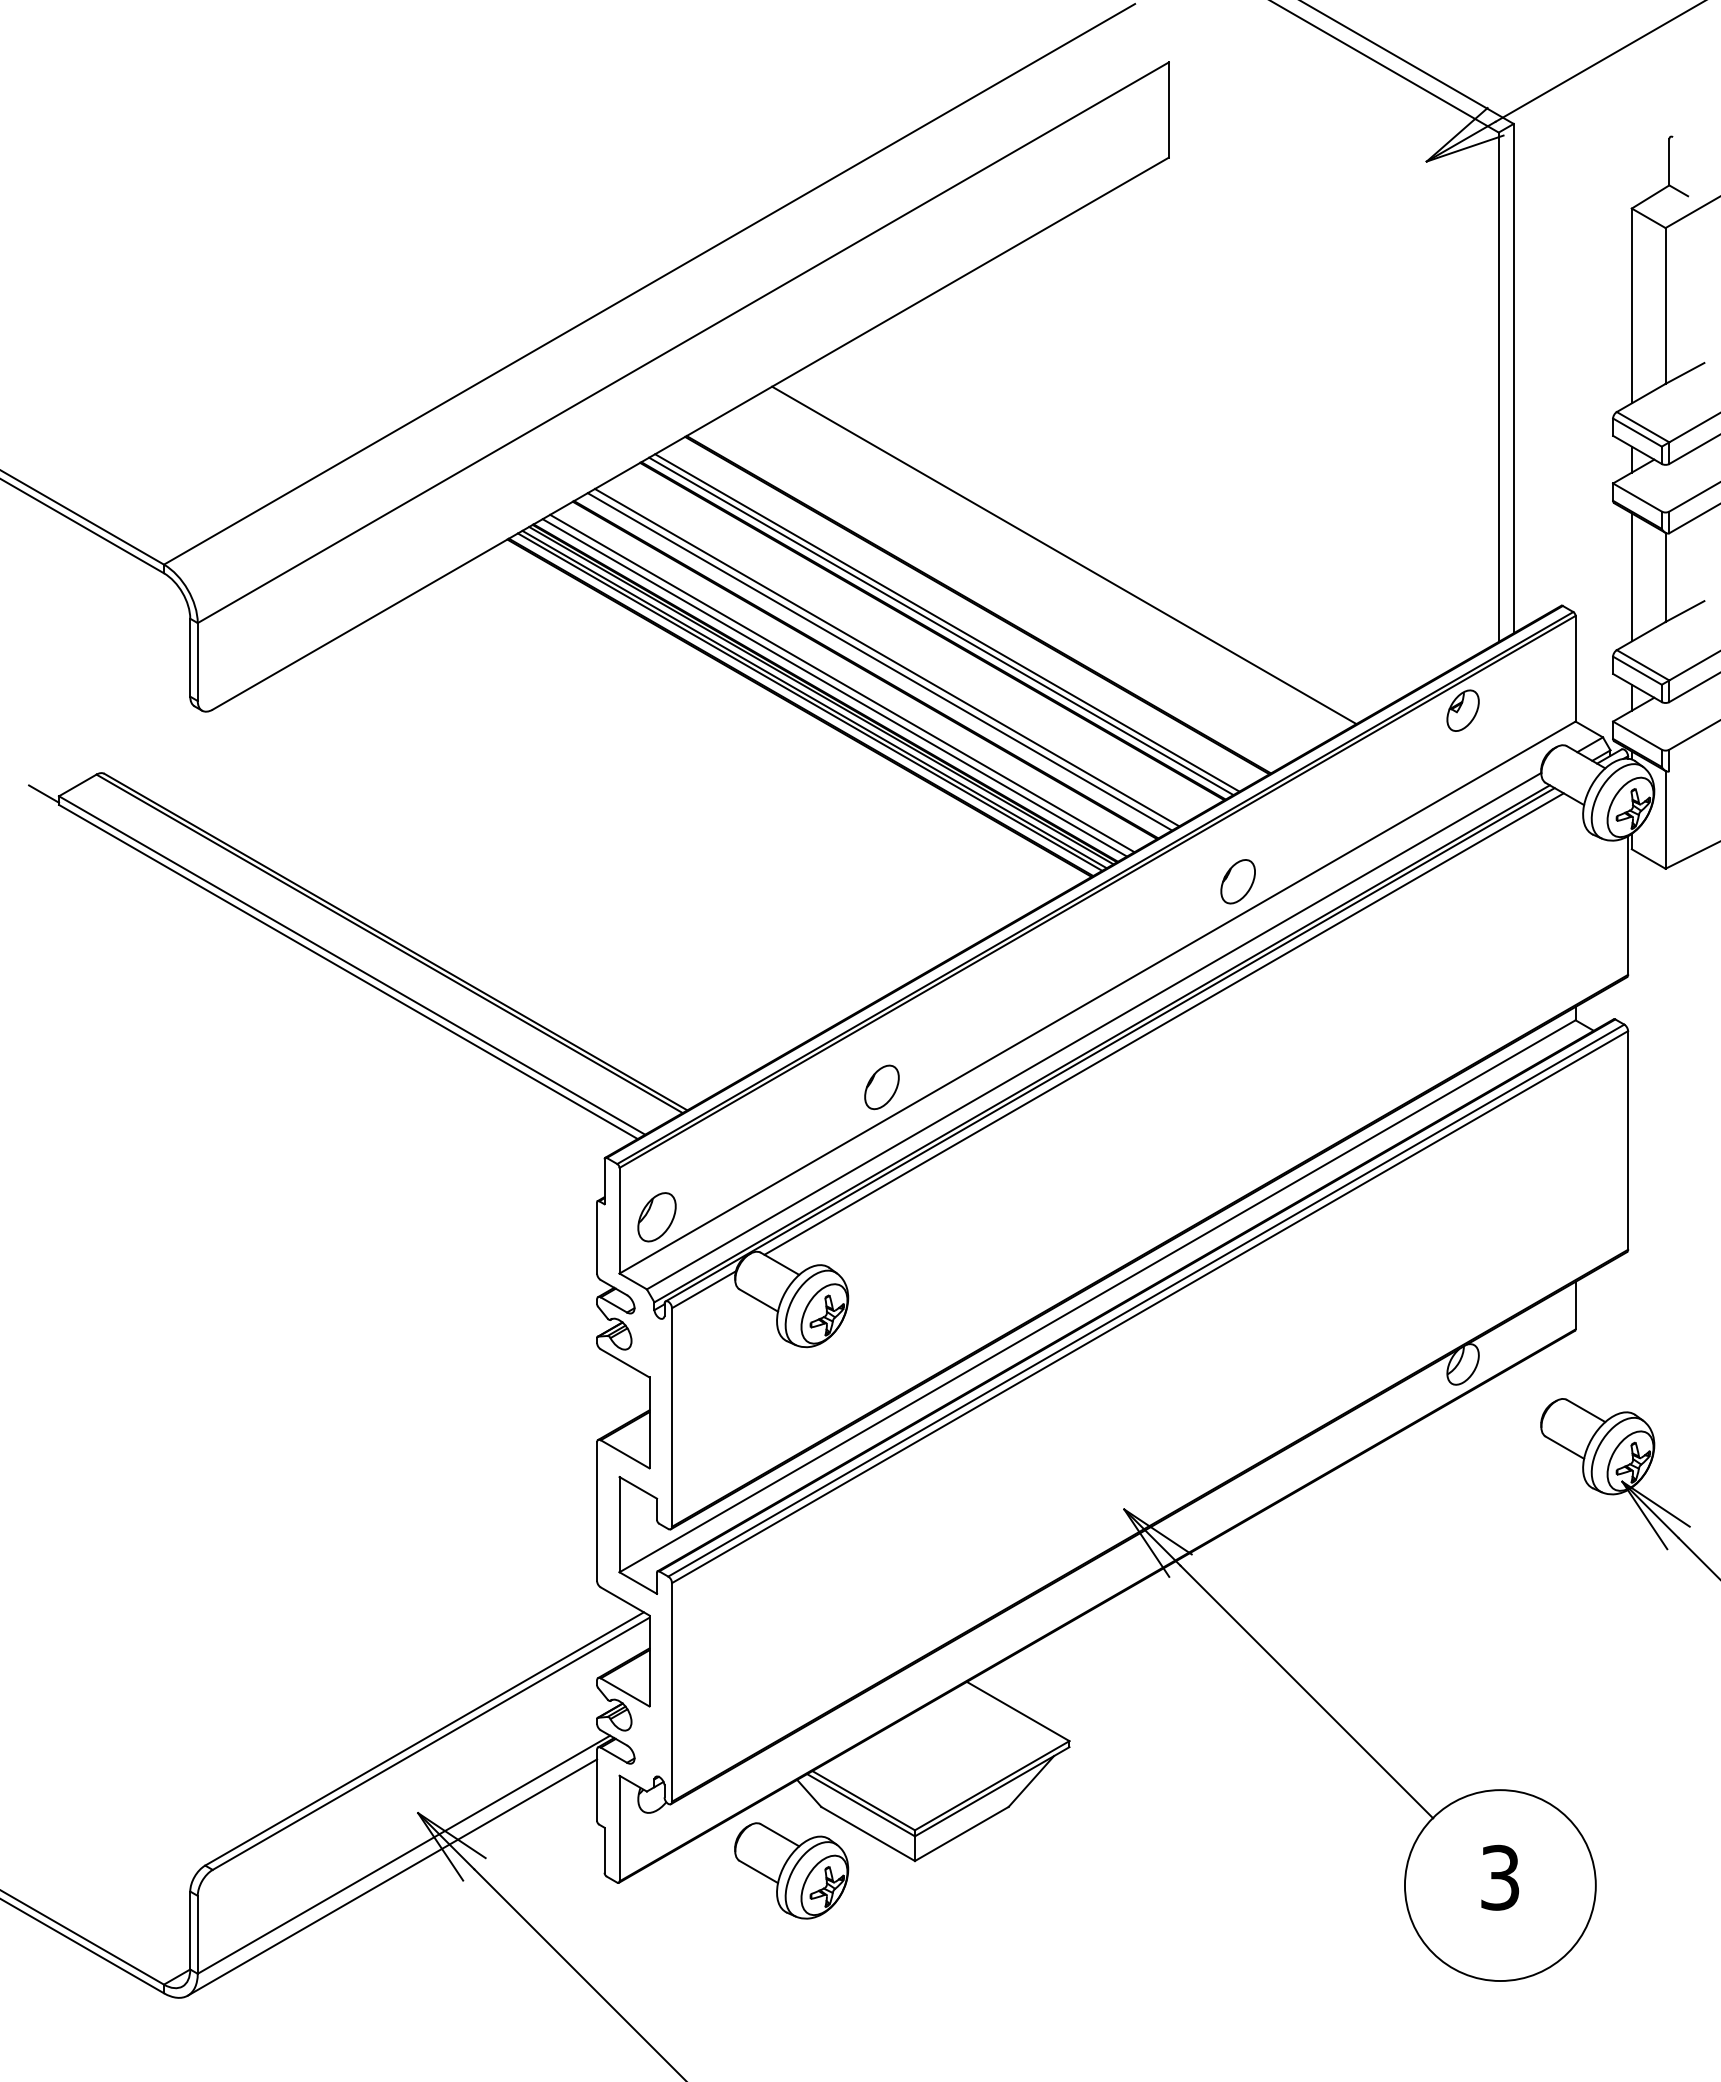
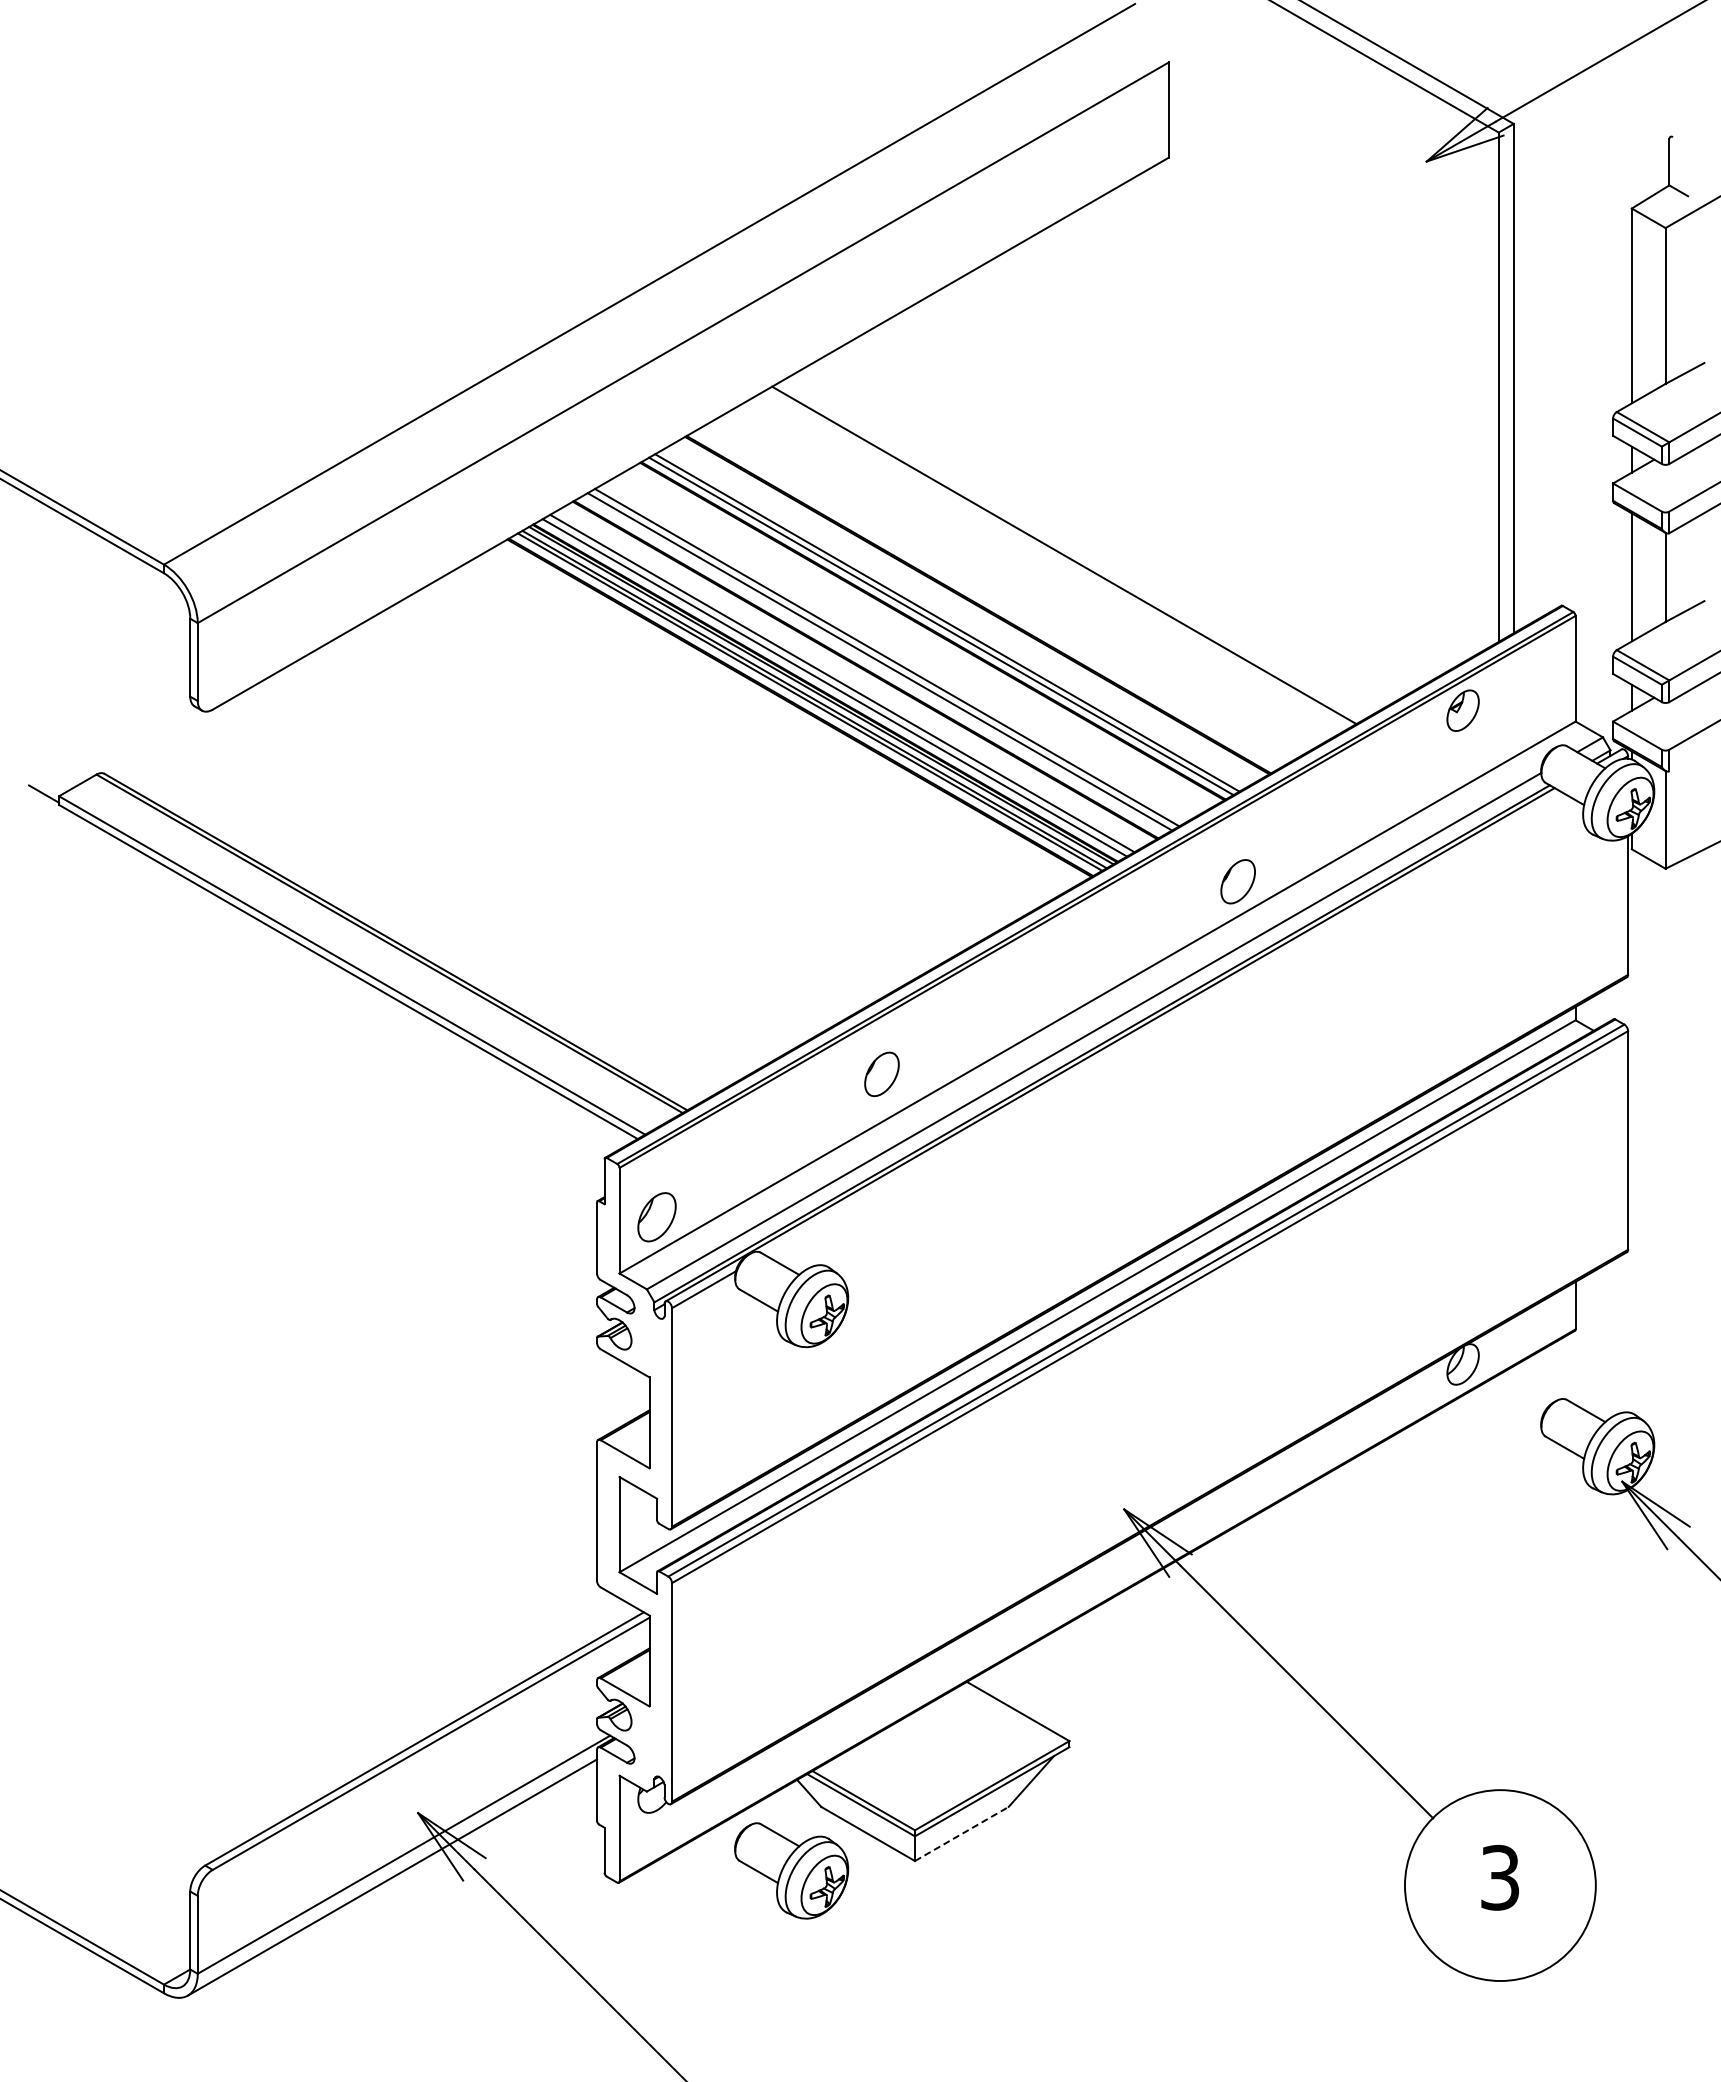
line: present -> none (1163, 1023)
part position: (881, 1087) -> (881, 1074) (881, 1074)
line: solid -> dashed (962, 1833)
